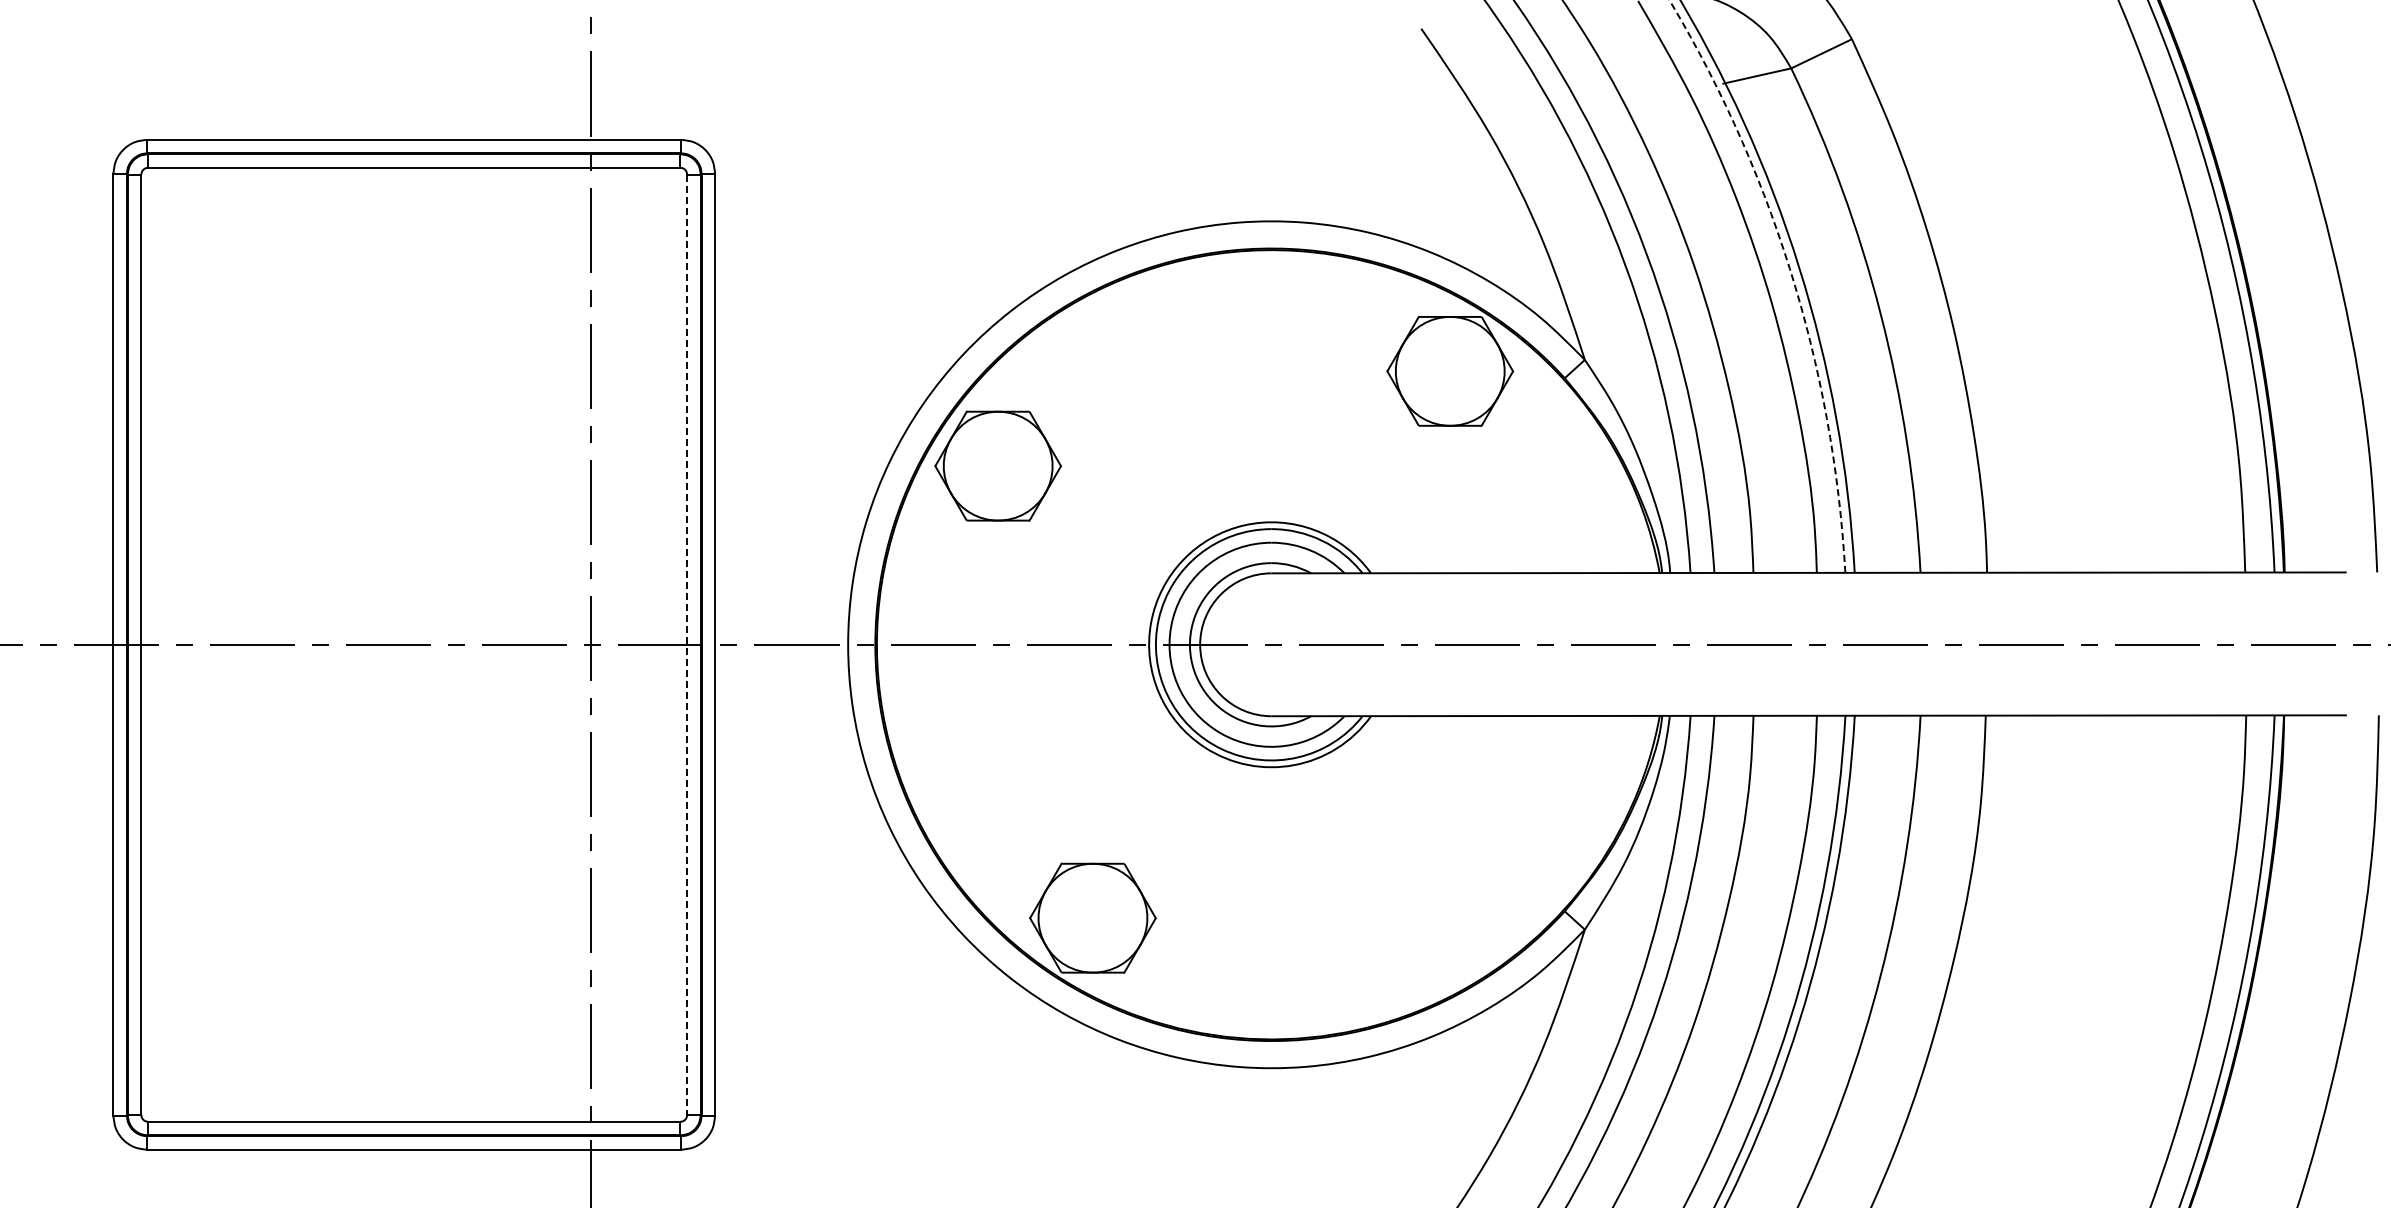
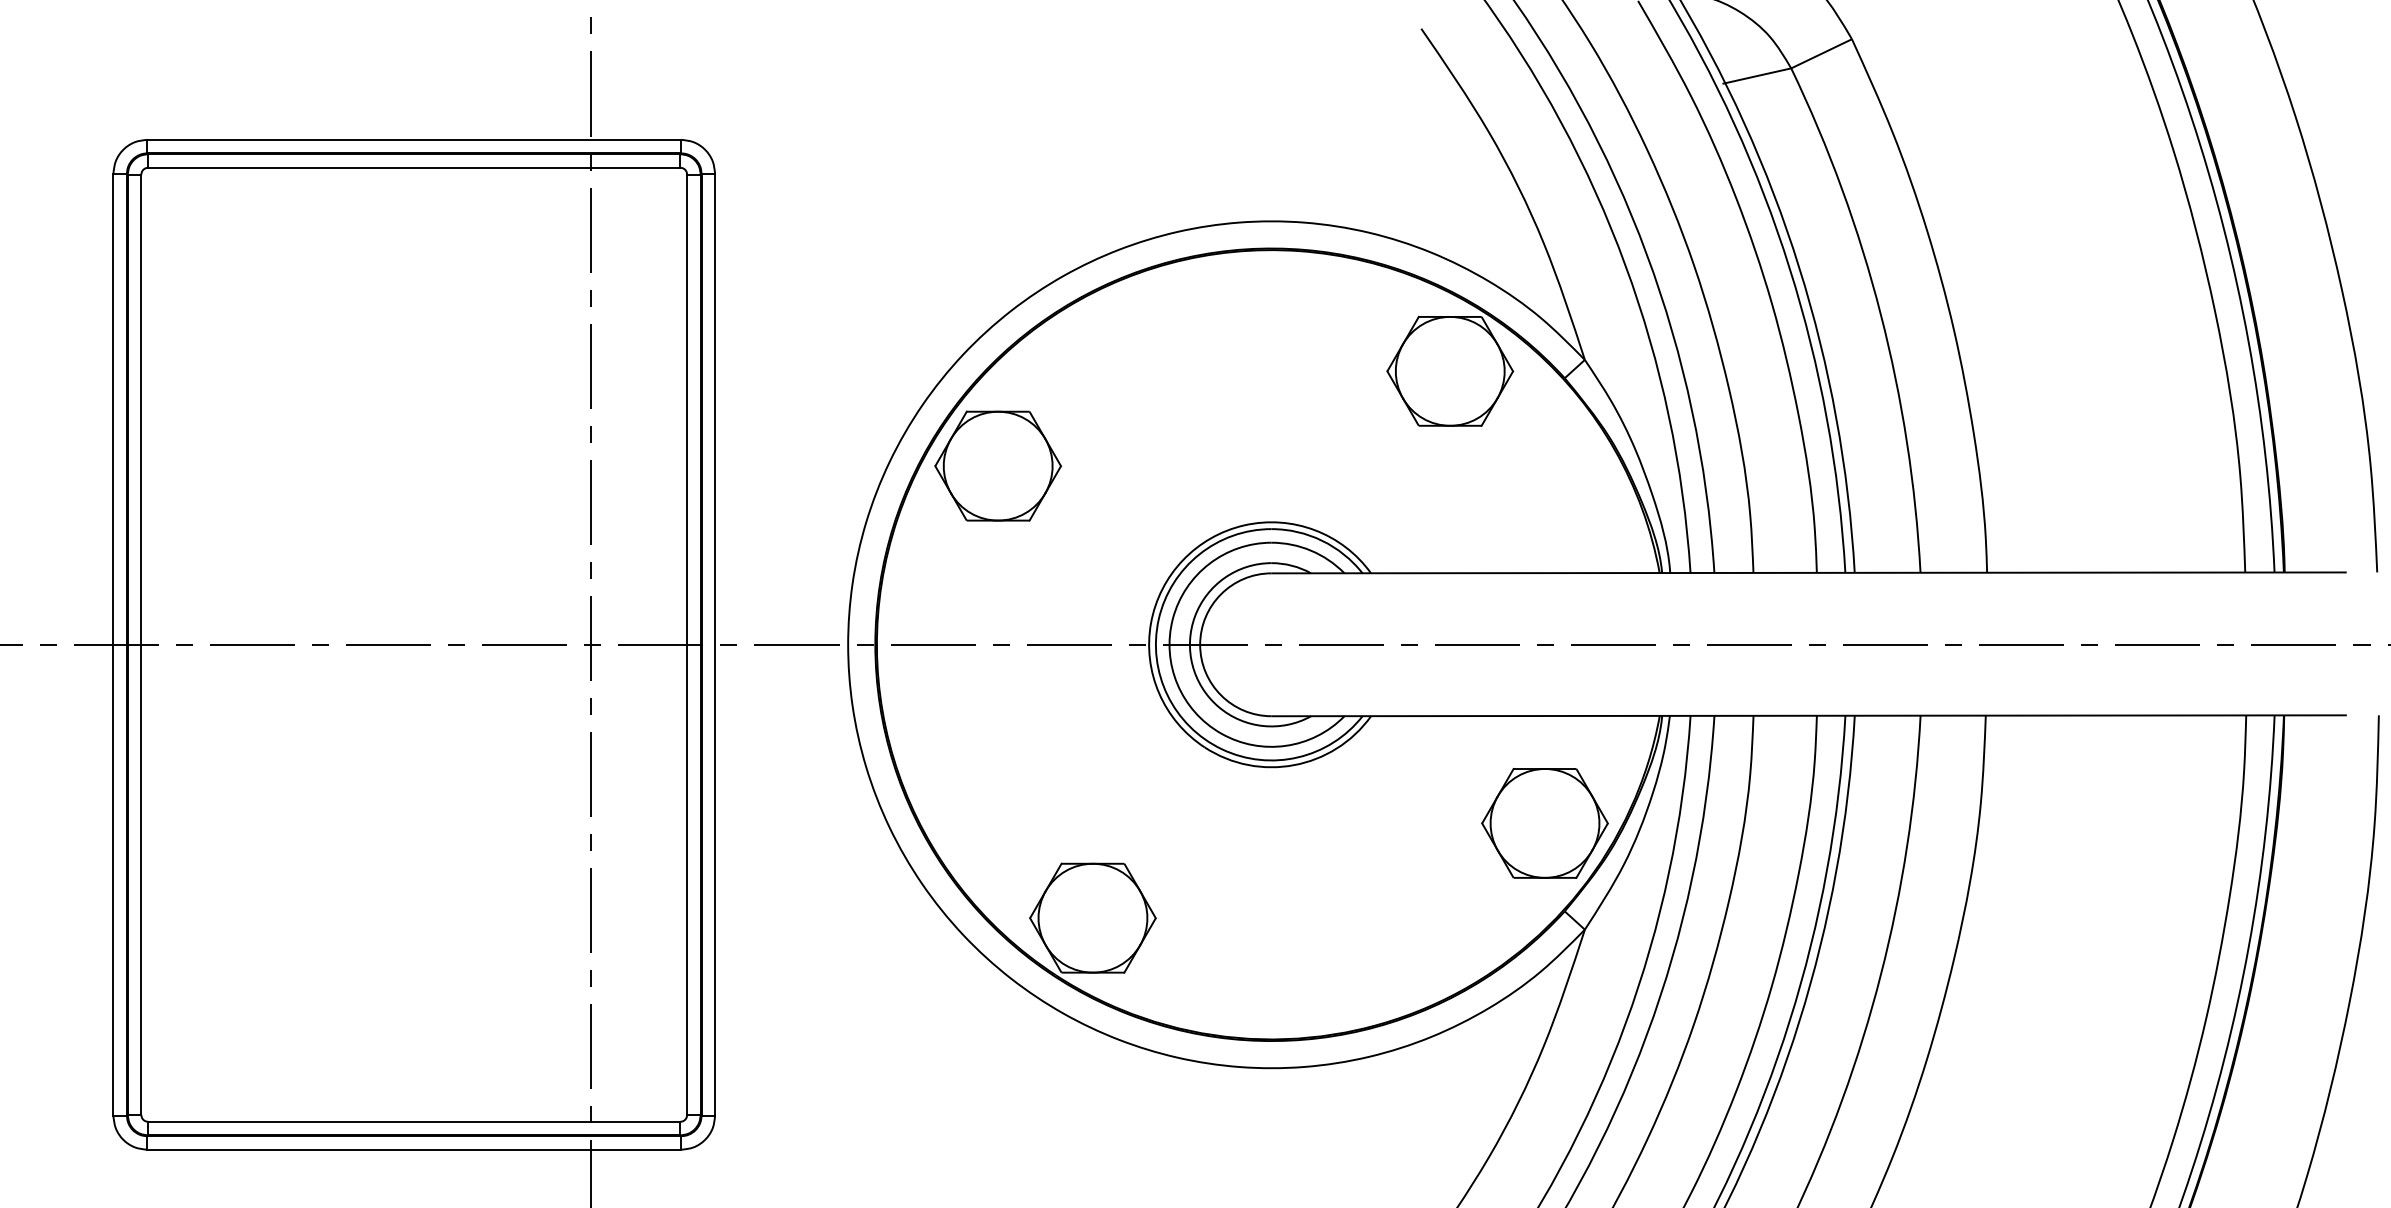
arc: dashed -> solid (1791, 274)
line: dashed -> solid (687, 645)
part: none -> present (1544, 823)
